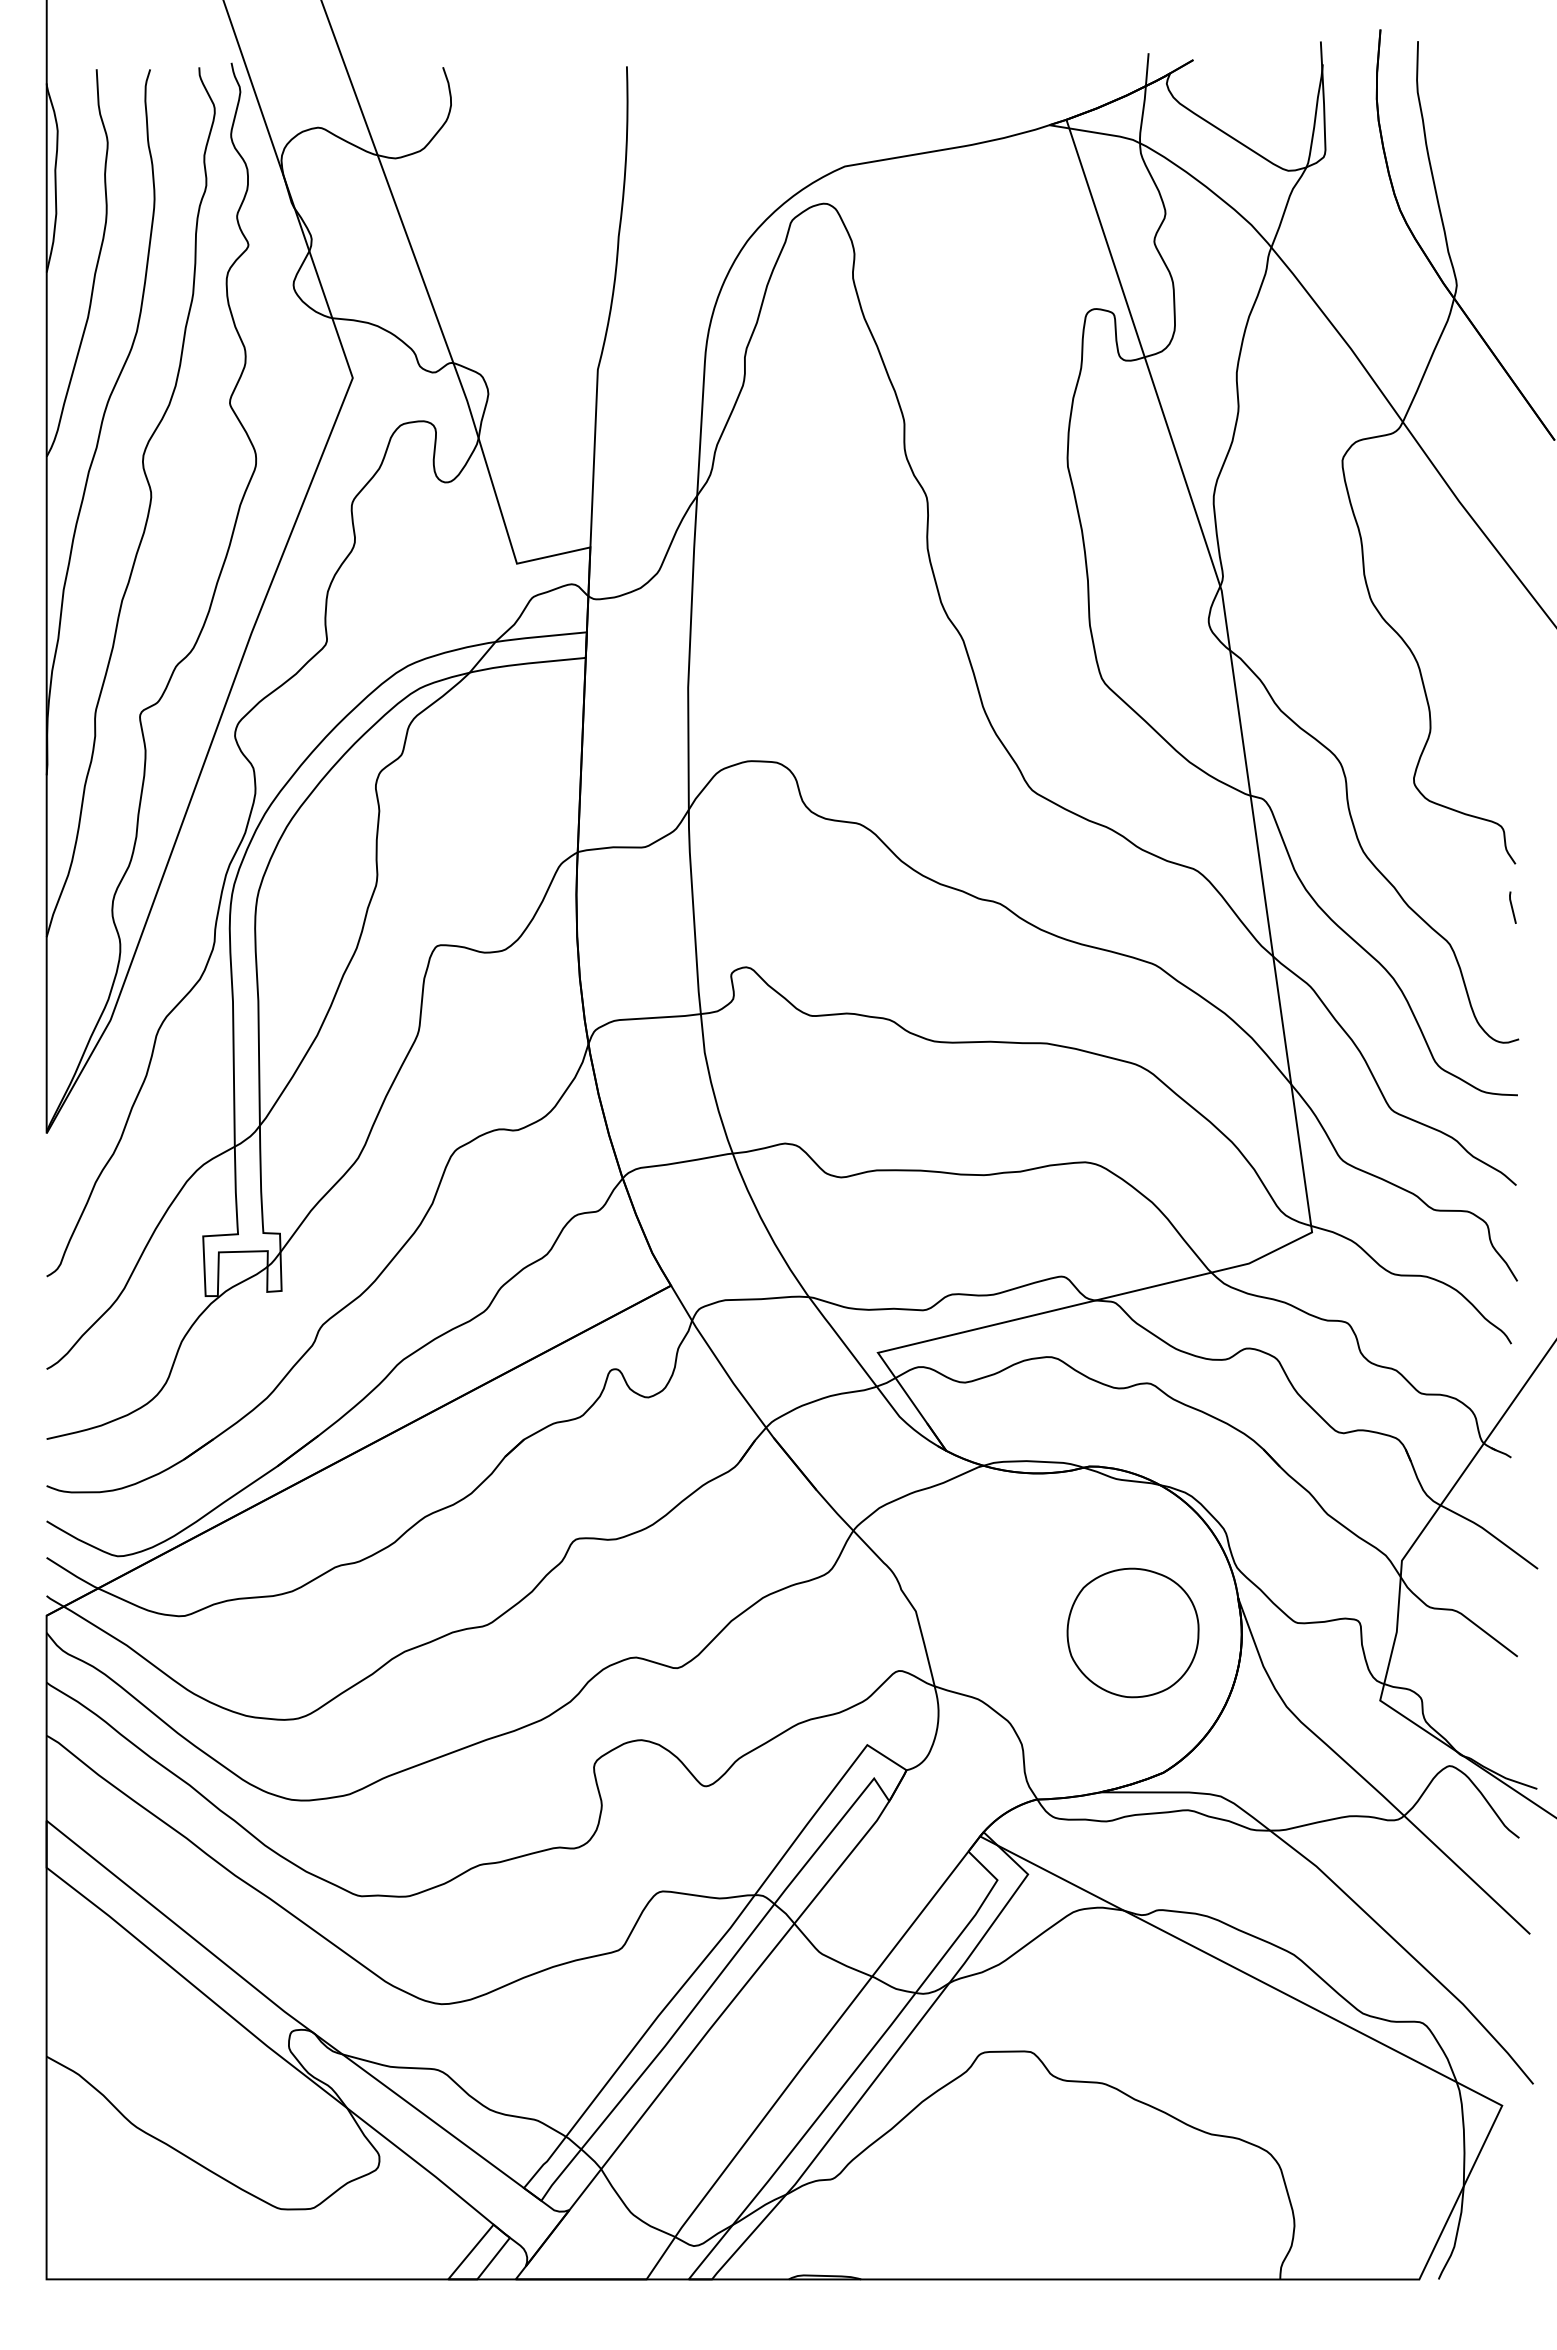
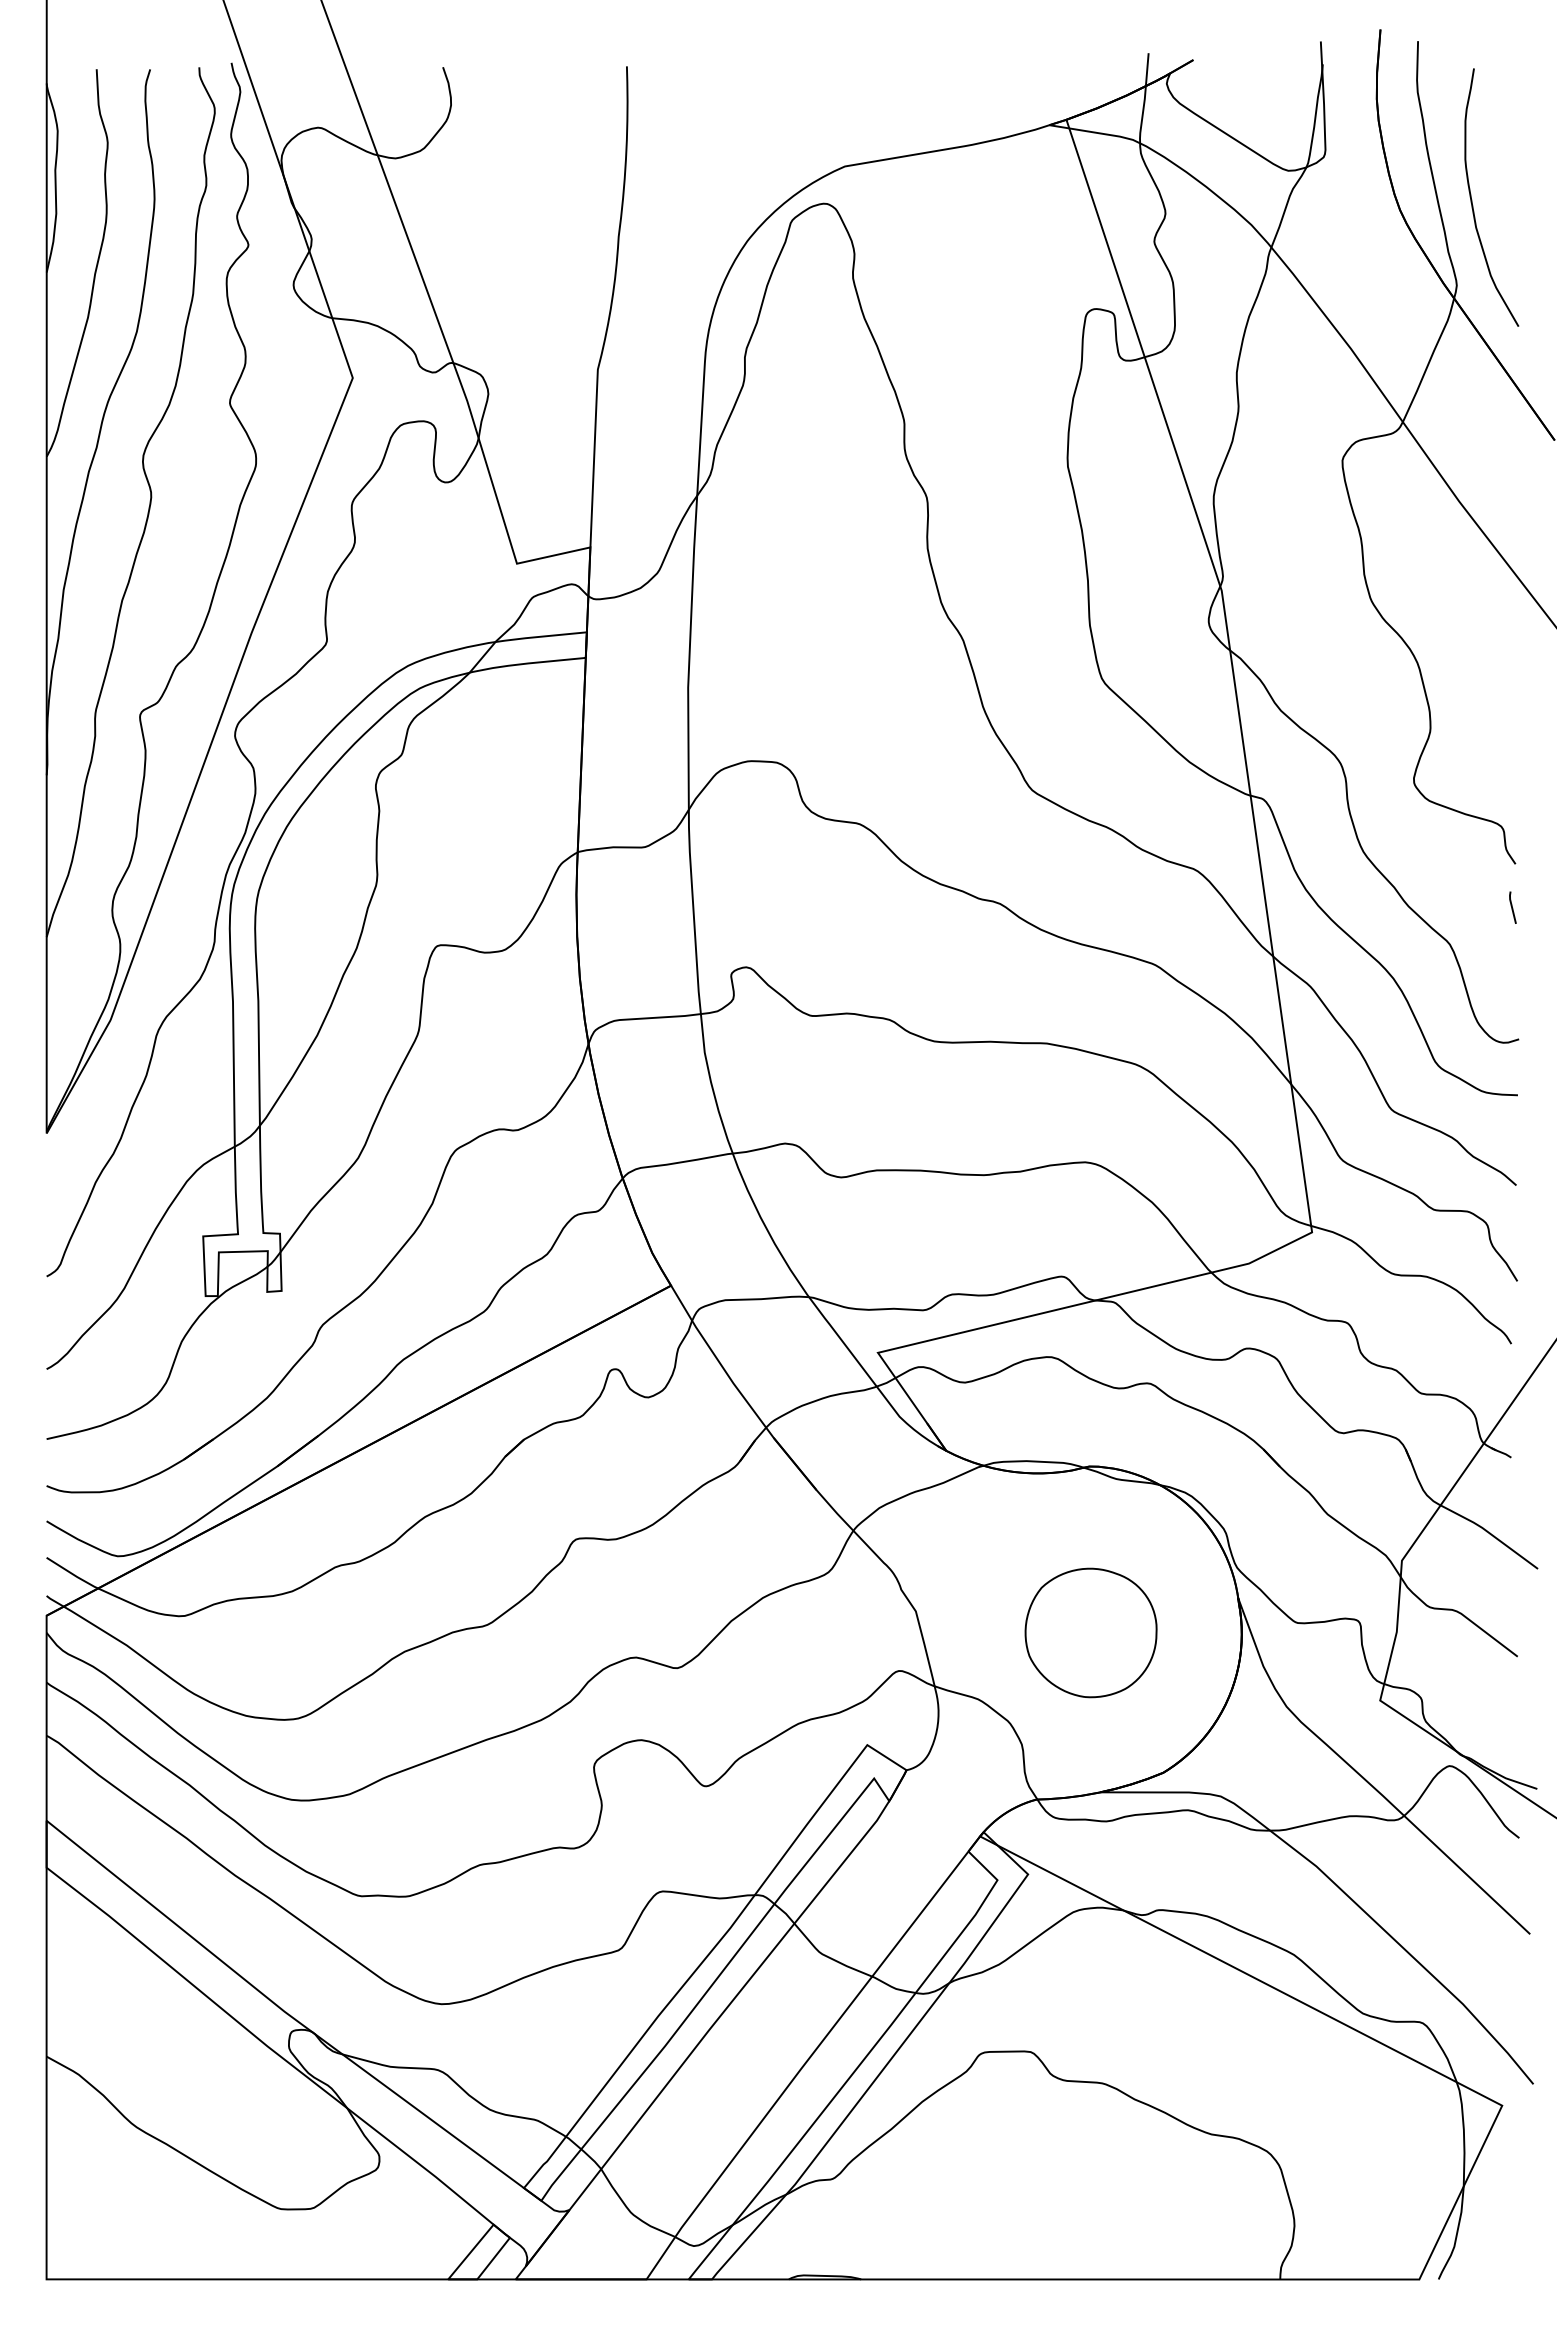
curve: none -> present (1472, 199)
part position: (1132, 1632) -> (1090, 1632) (1090, 1632)
